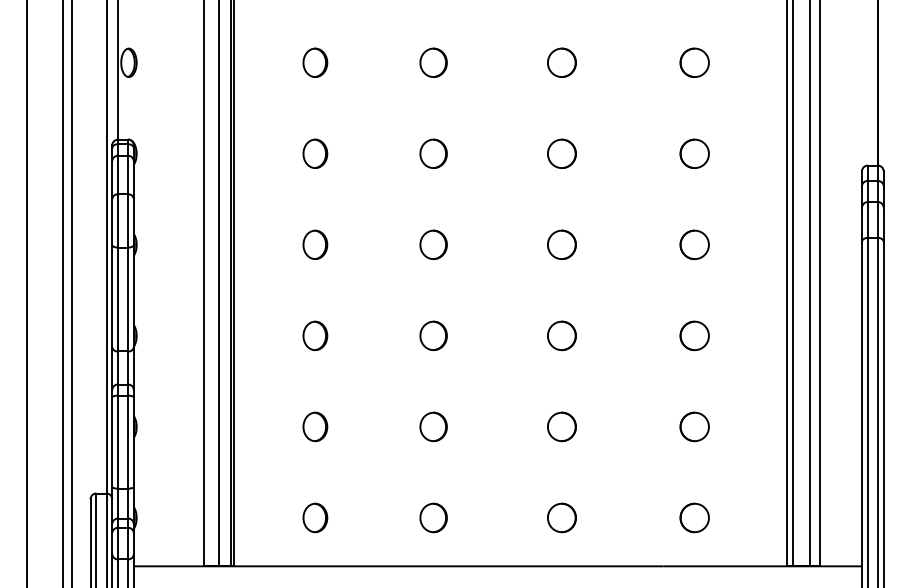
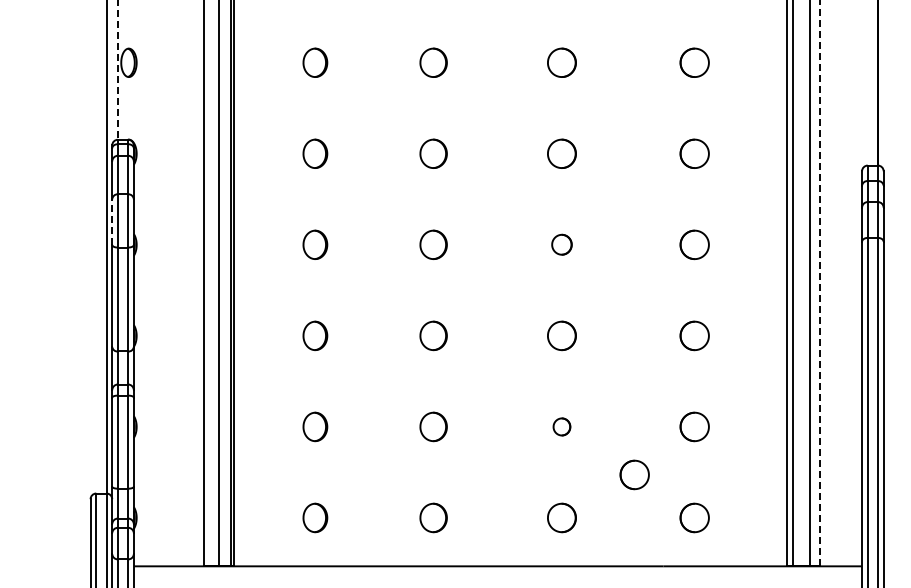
line: solid -> dashed (118, 70)
line: solid -> dashed (112, 222)
part size: 30x31 px -> 22x23 px (561, 244)
line: solid -> dashed (820, 283)
line: present -> none (27, 293)
line: present -> none (62, 293)
line: present -> none (71, 293)
part size: 30x32 px -> 20x20 px (561, 426)
part: none -> present (634, 474)
